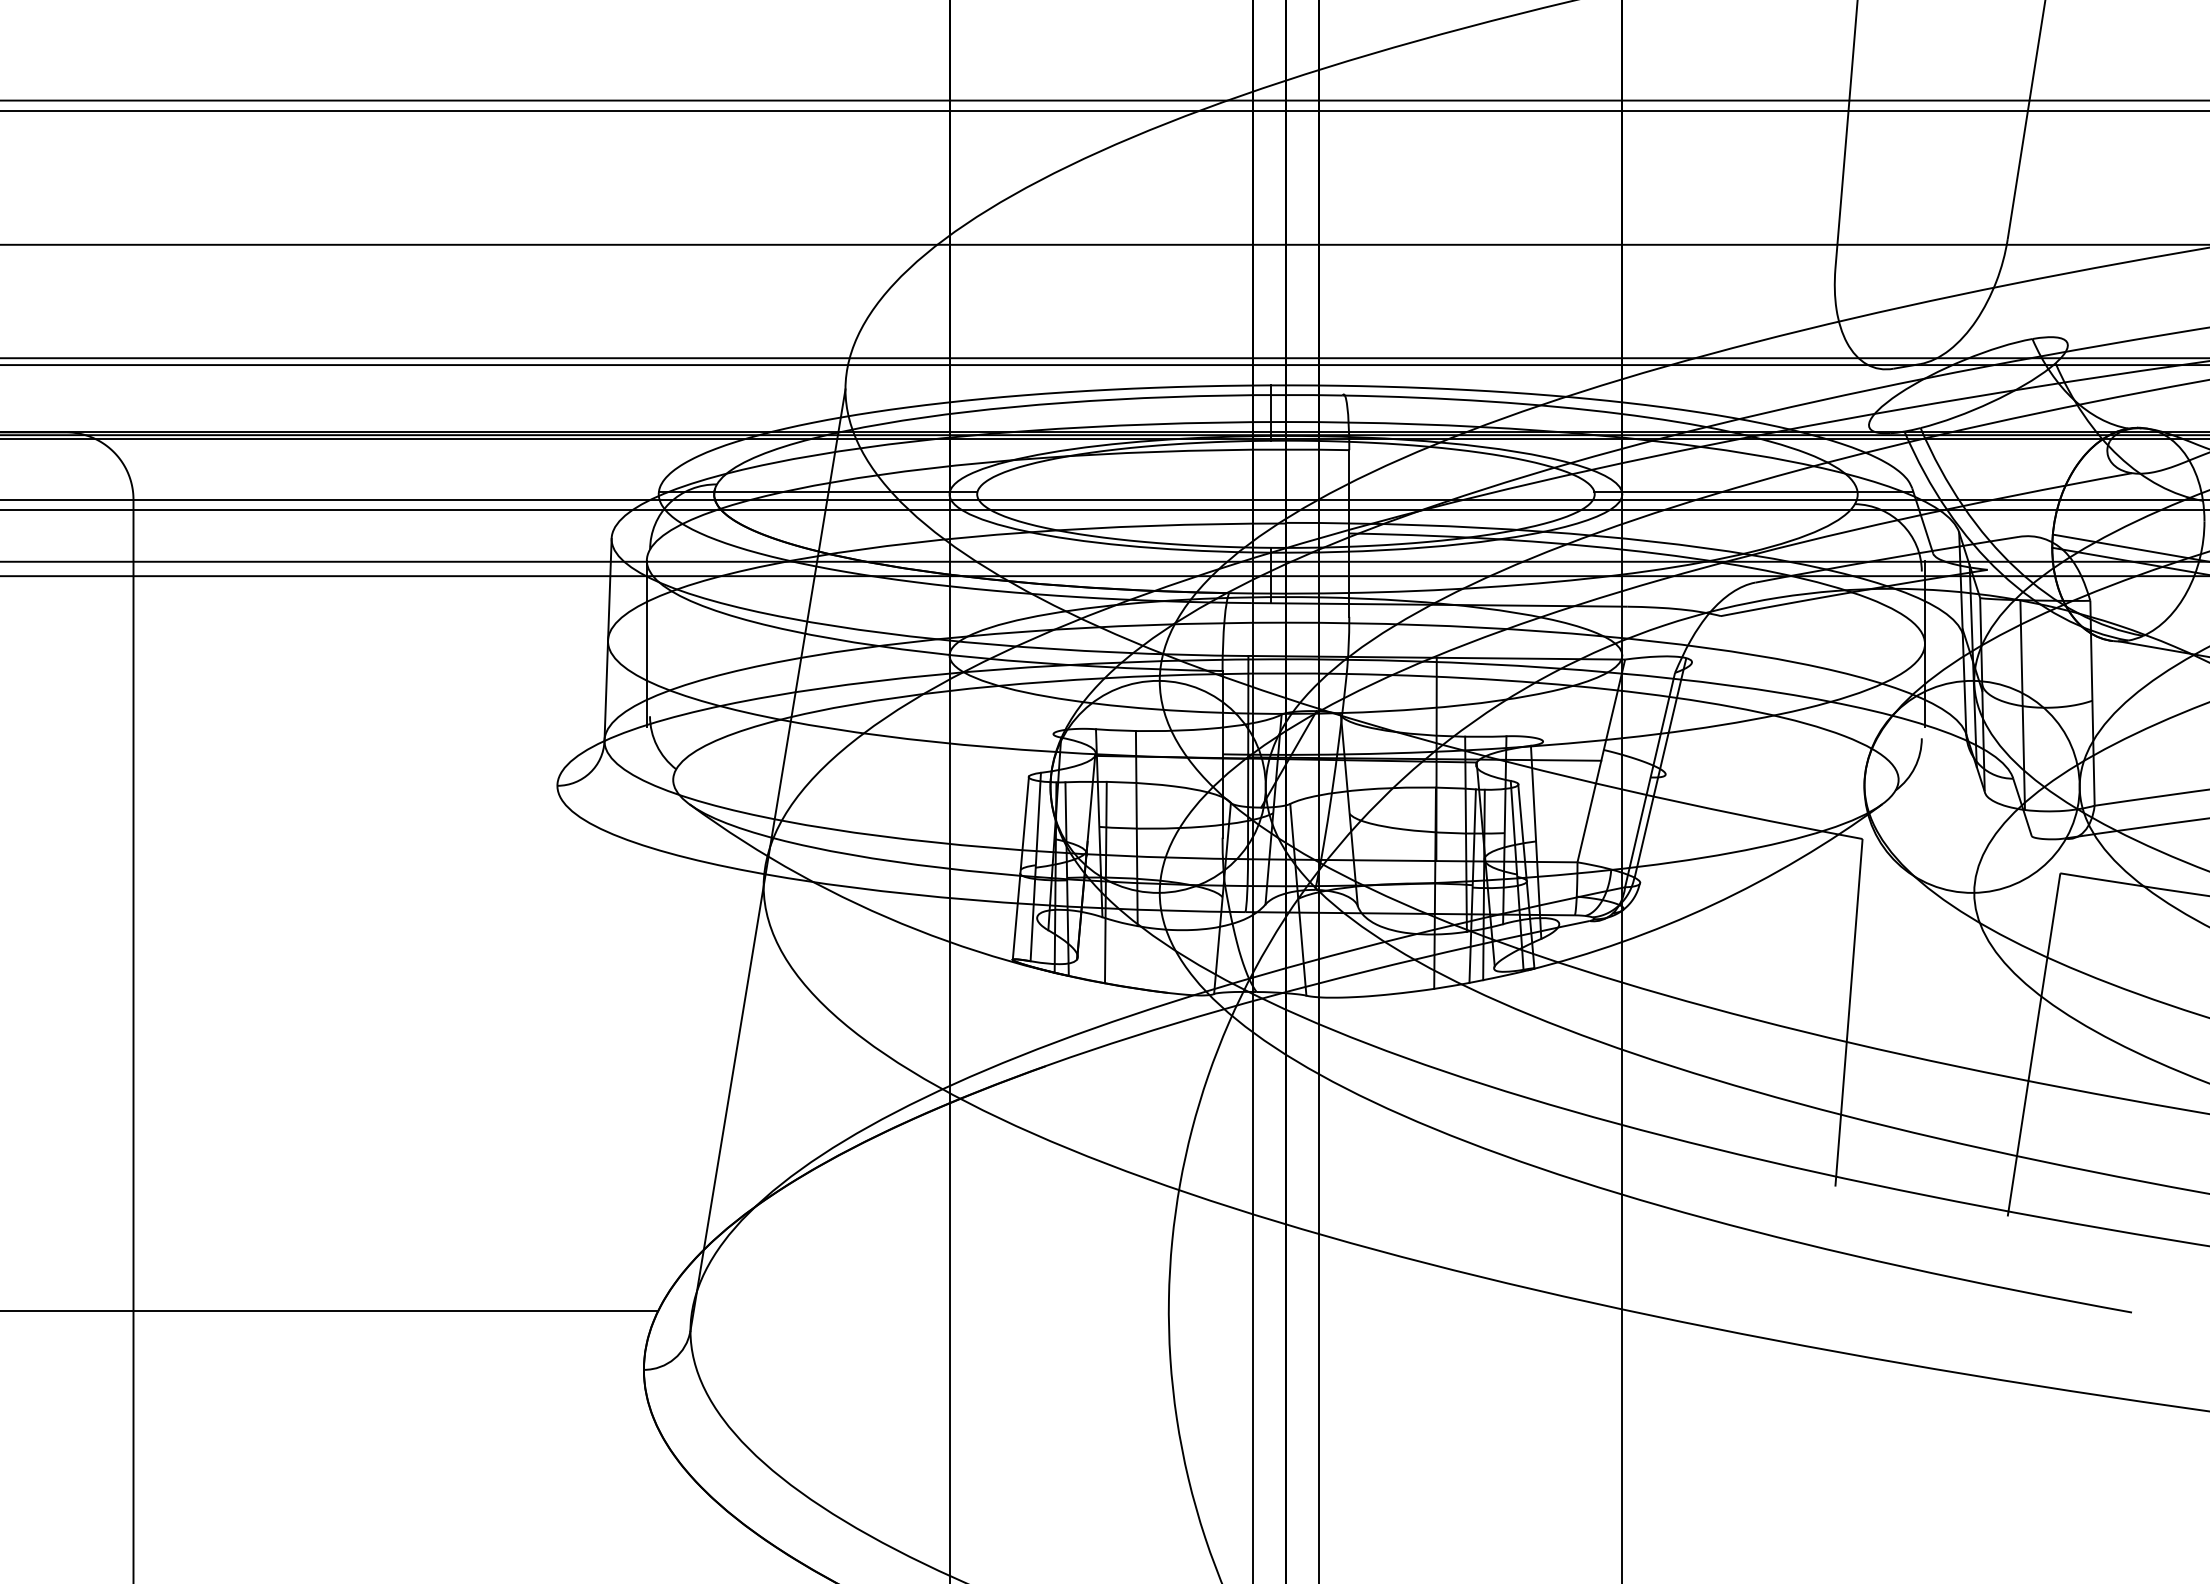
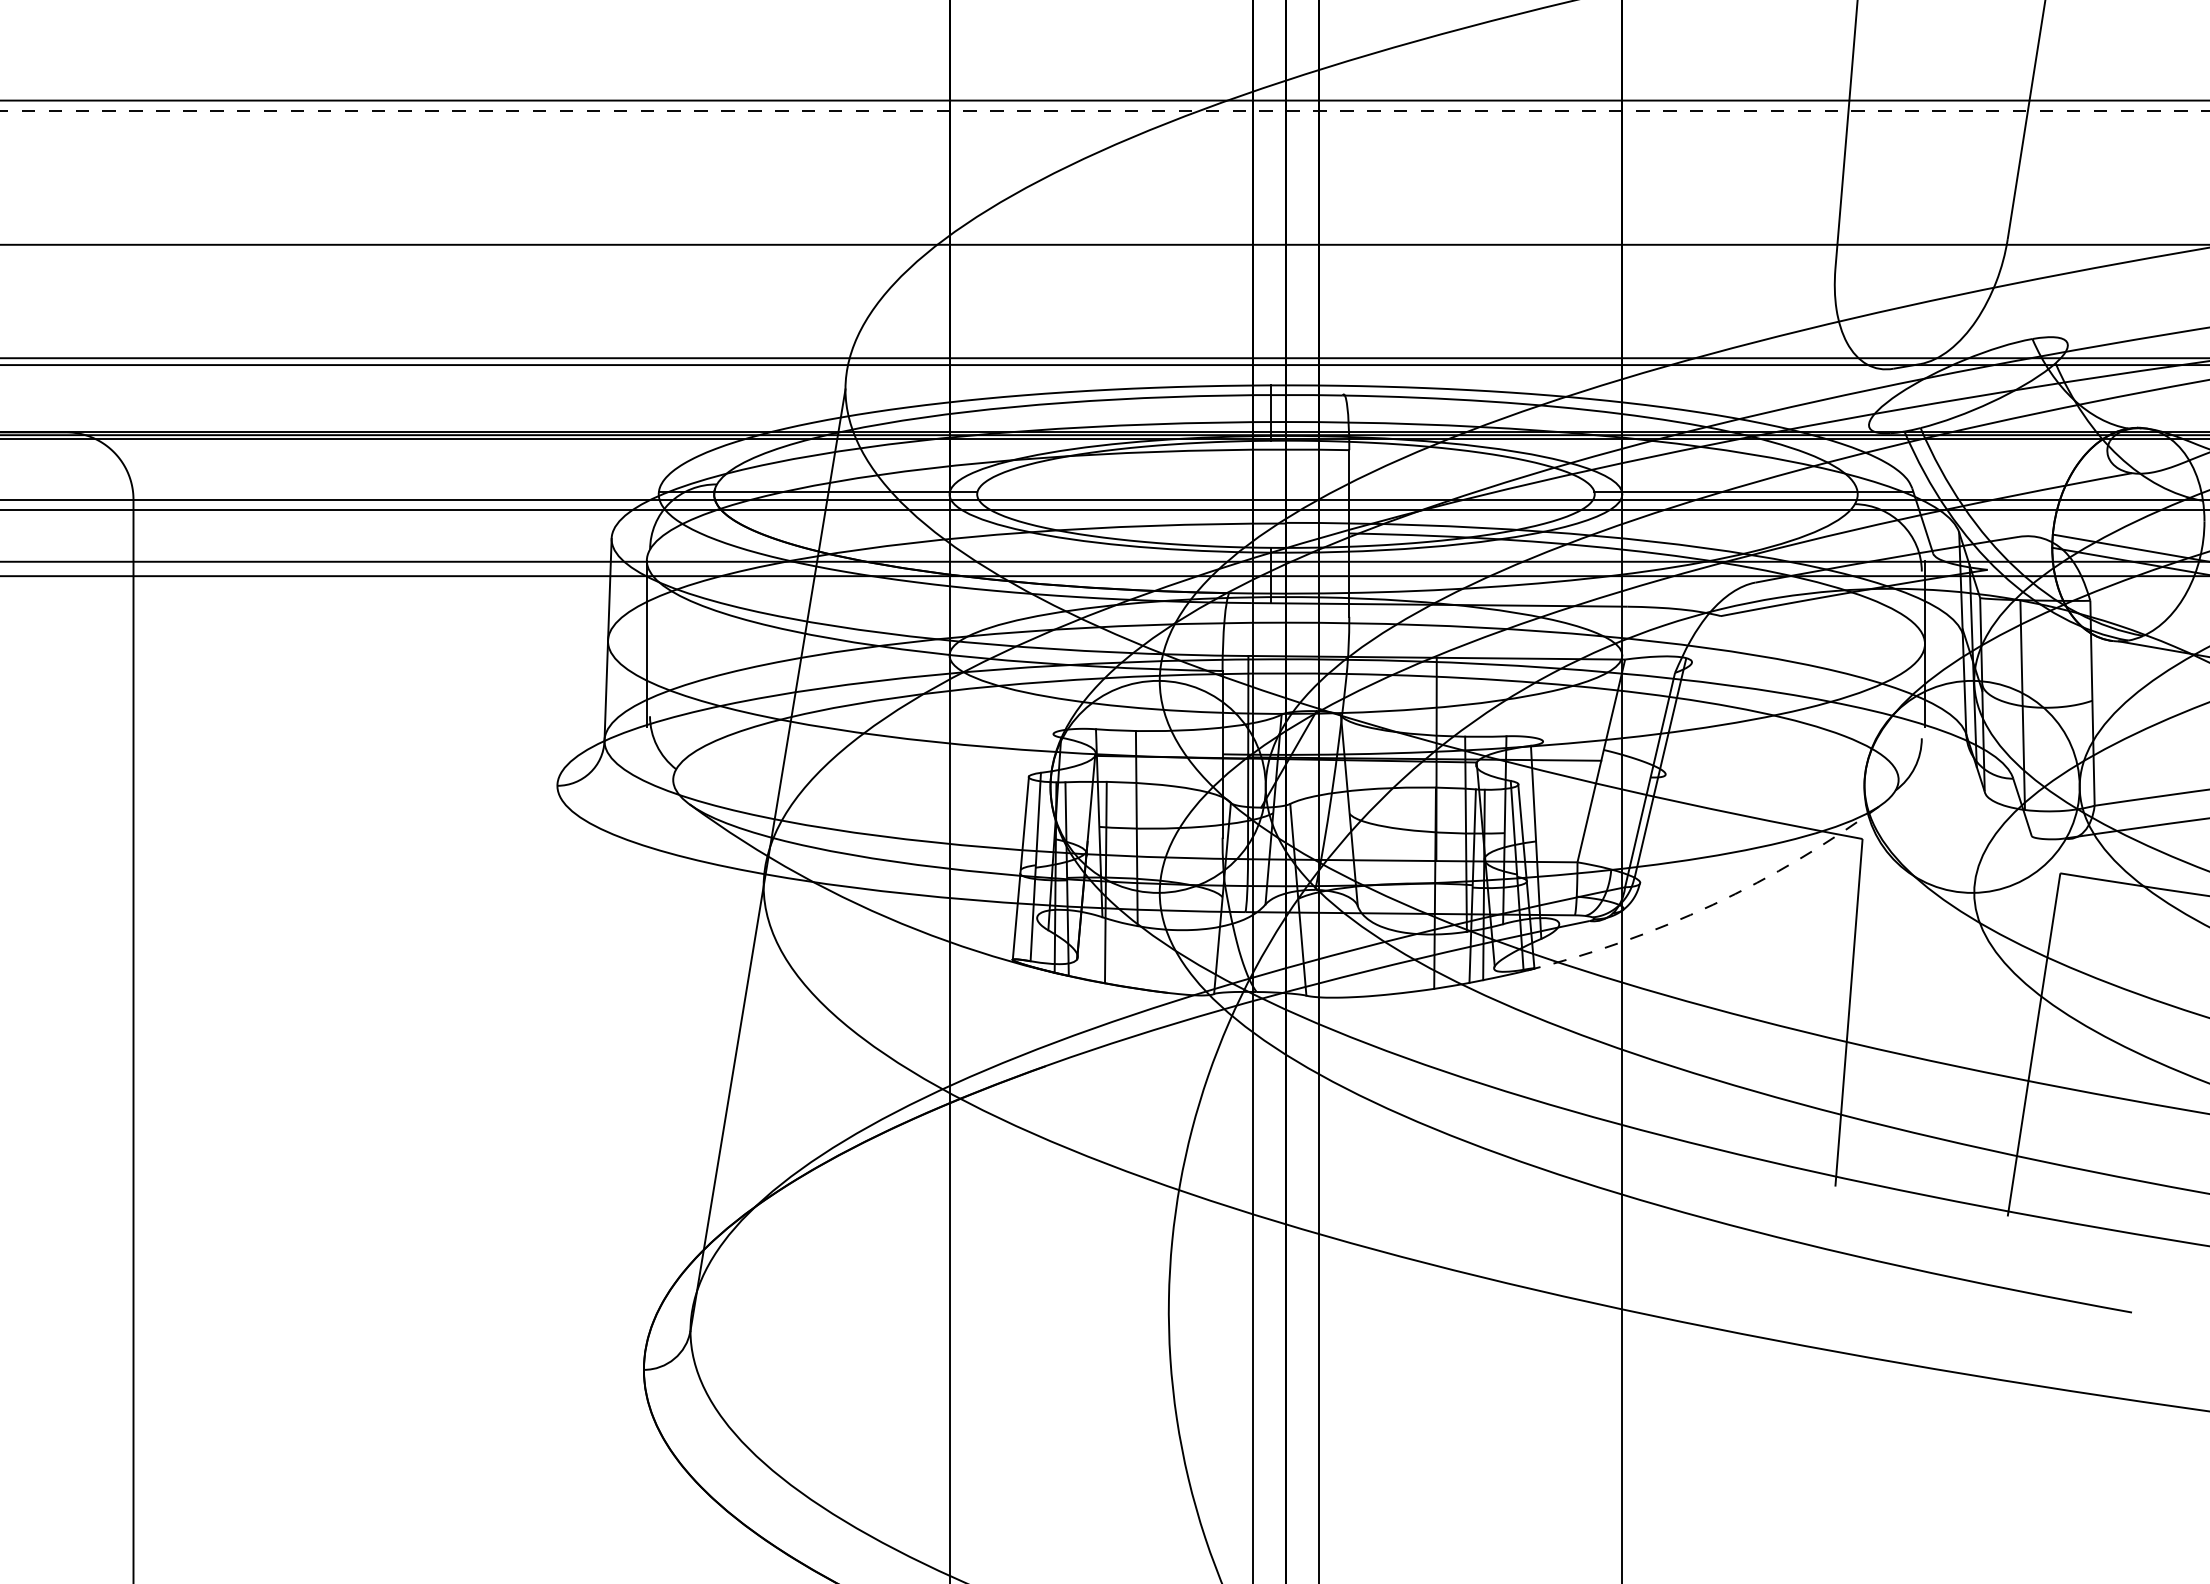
line: solid -> dashed (1105, 111)
arc: solid -> dashed (1713, 904)
line: present -> none (330, 1311)
